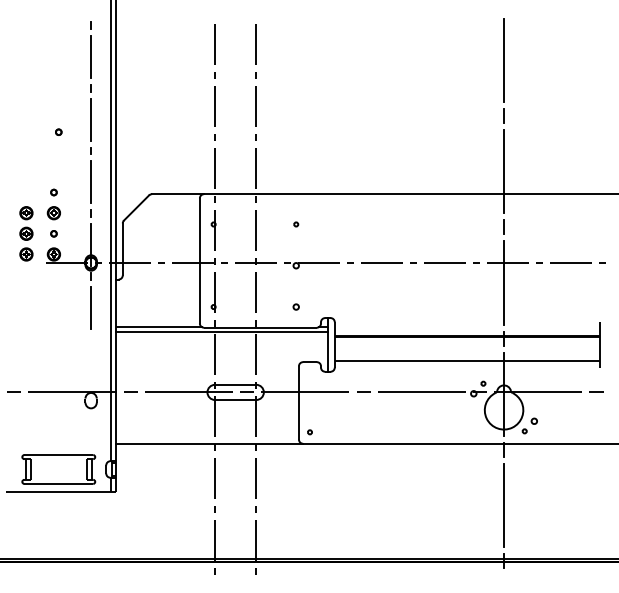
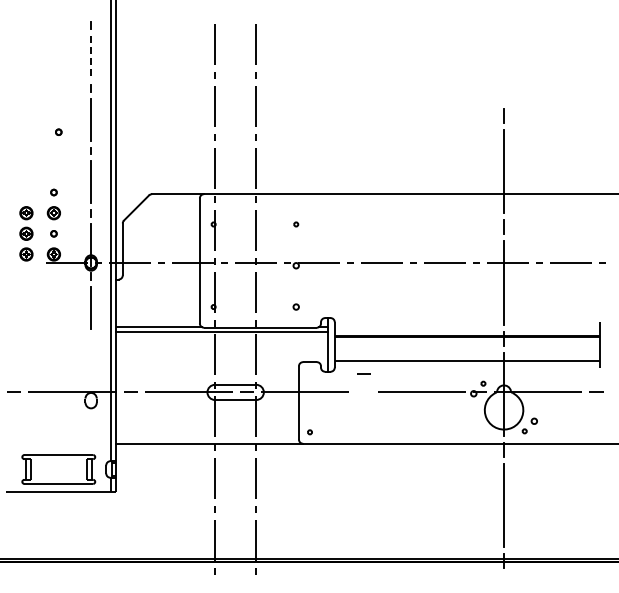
line: solid -> dashed (91, 57)
line: present -> none (504, 59)
line position: (363, 391) -> (363, 373) (363, 373)
